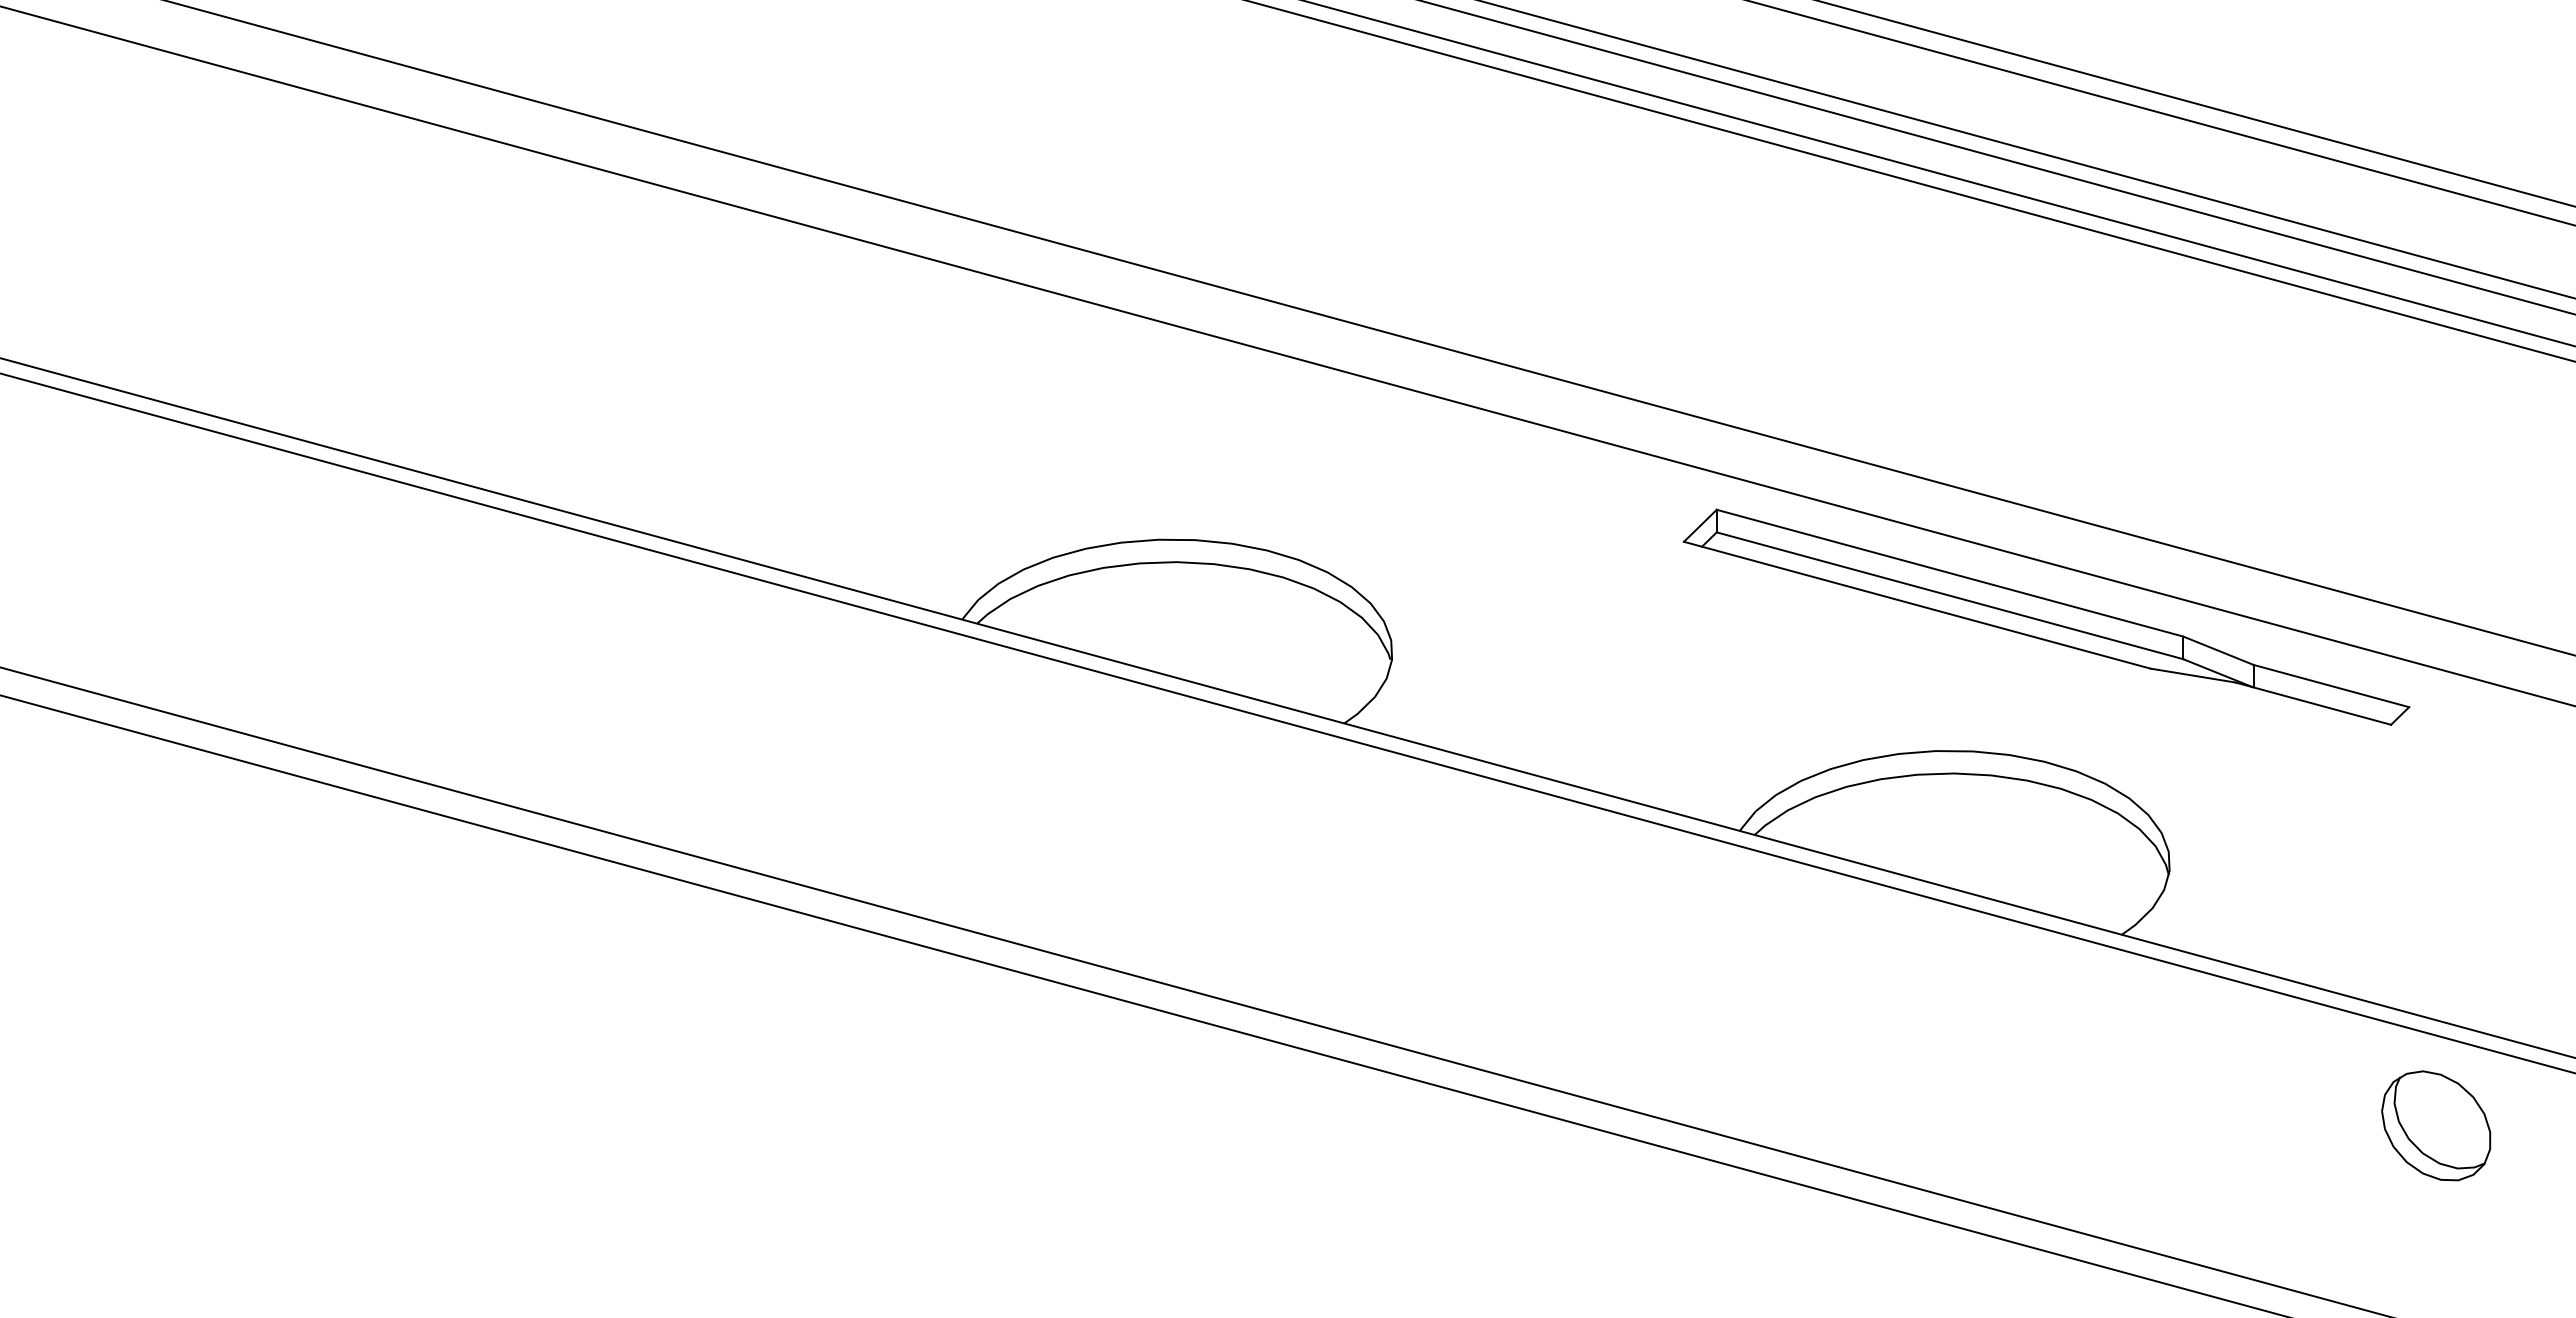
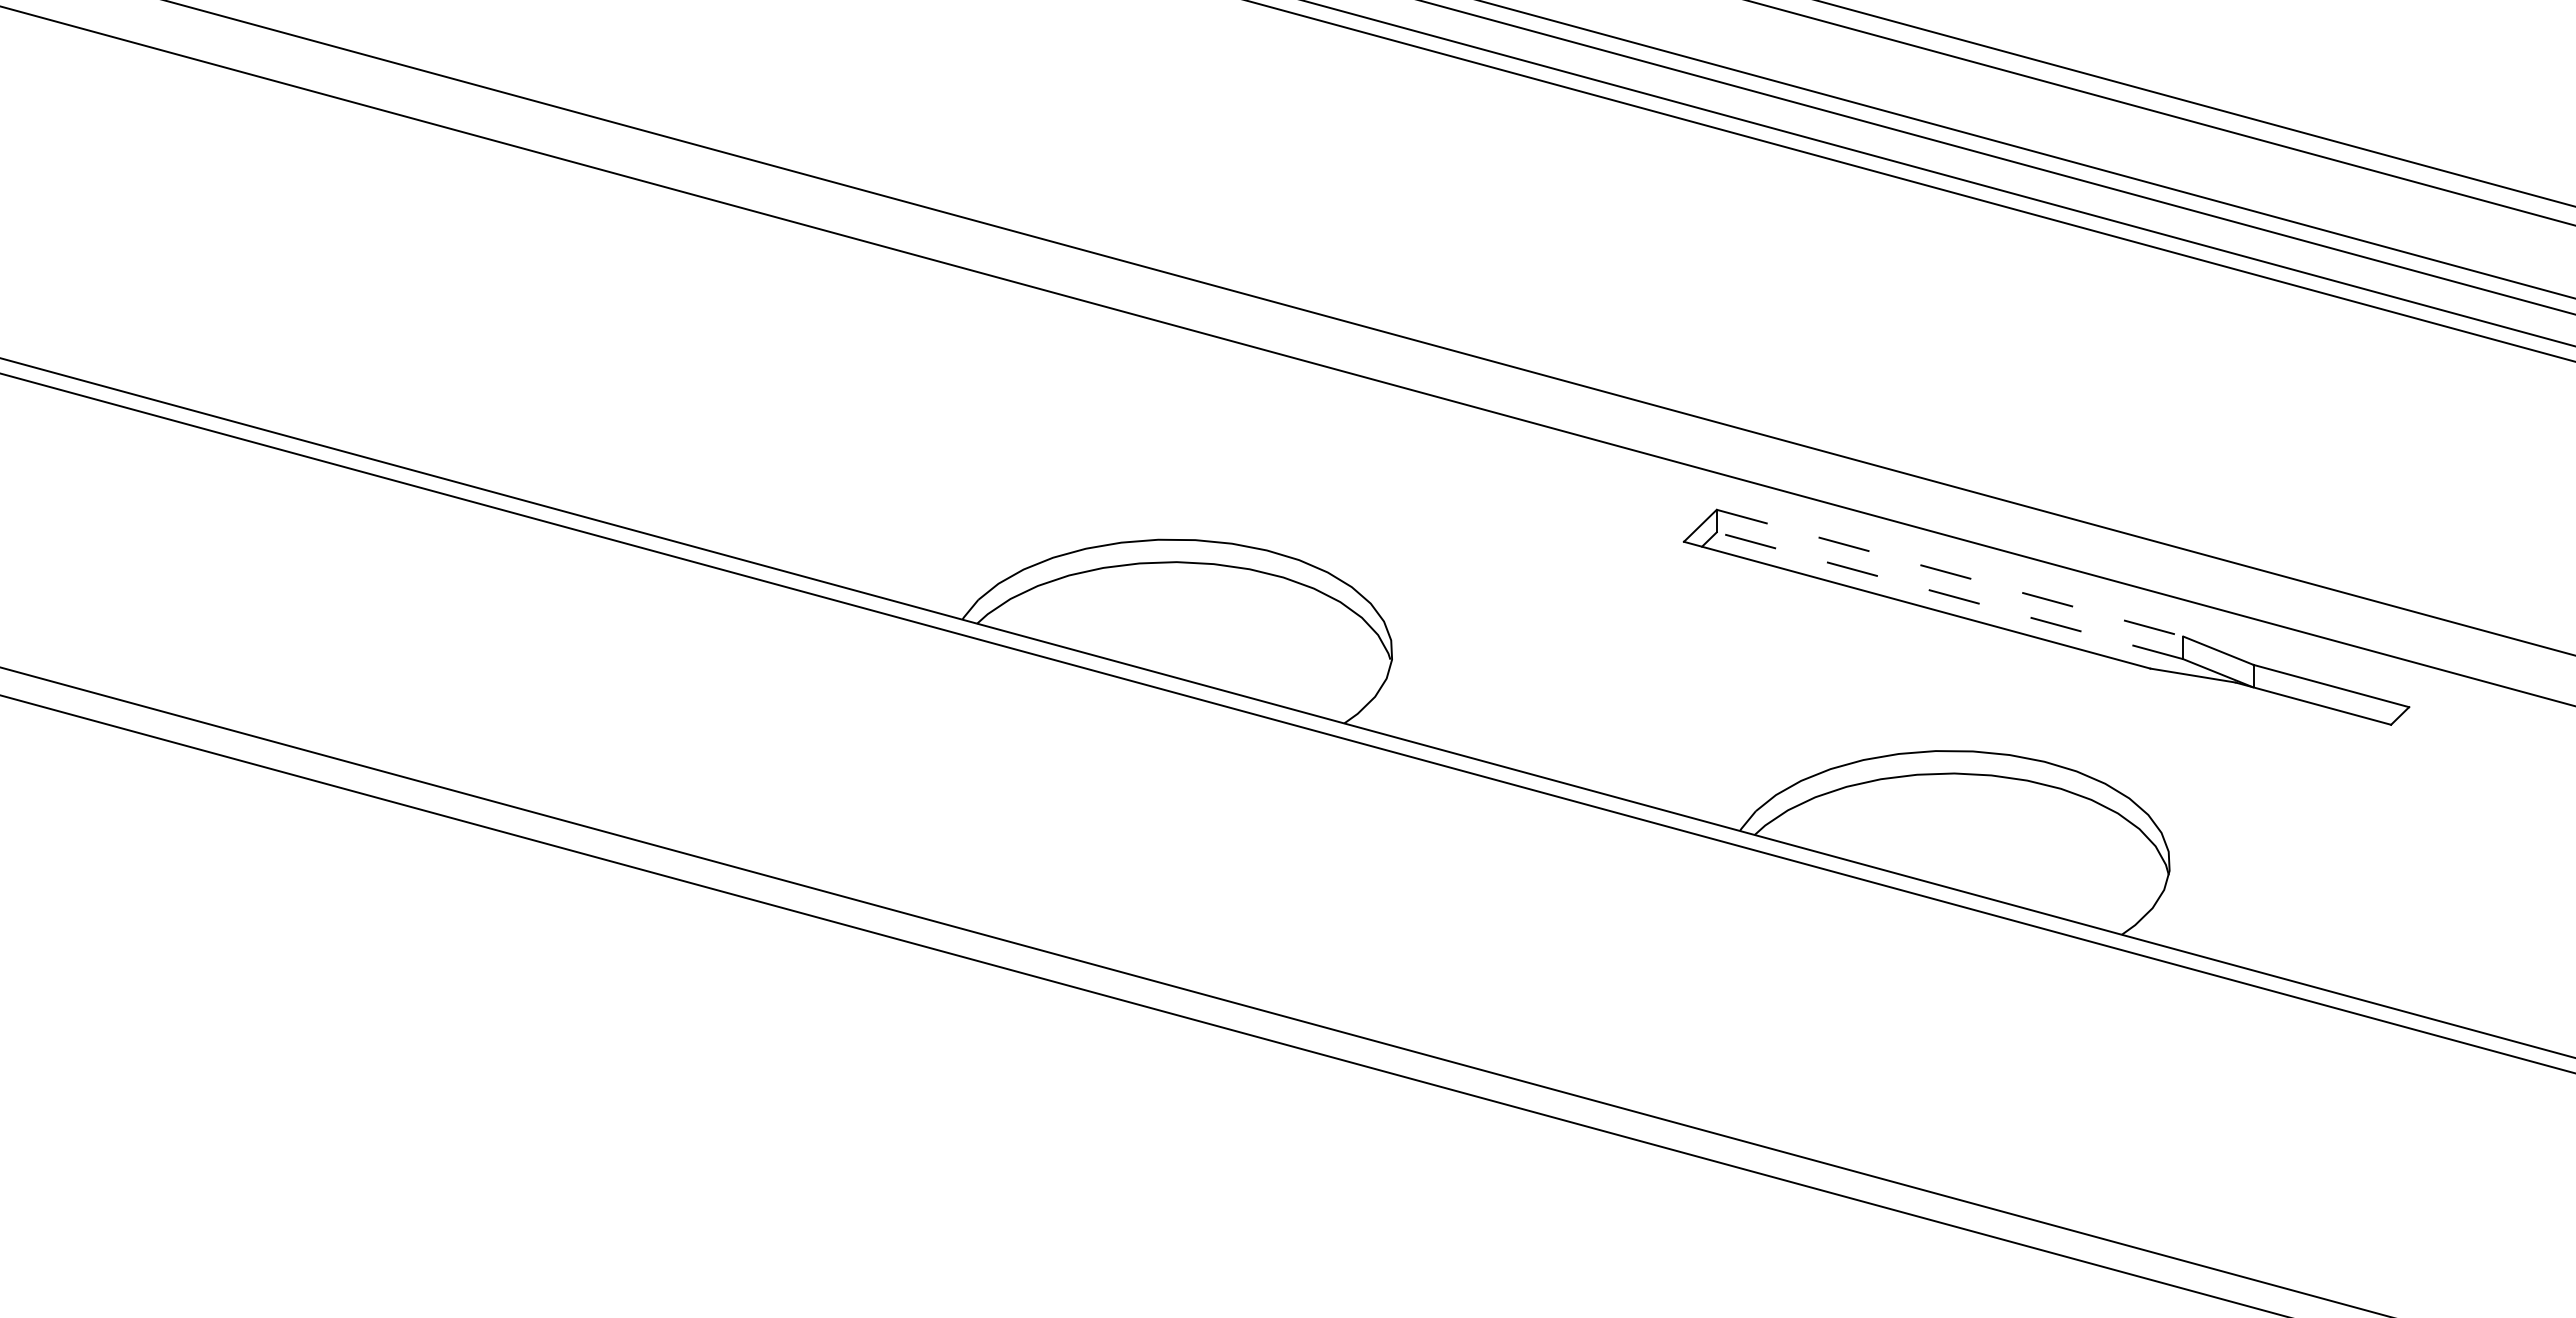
line: solid -> dashed (1950, 573)
line: solid -> dashed (1950, 595)
part: present -> none (2436, 1125)
